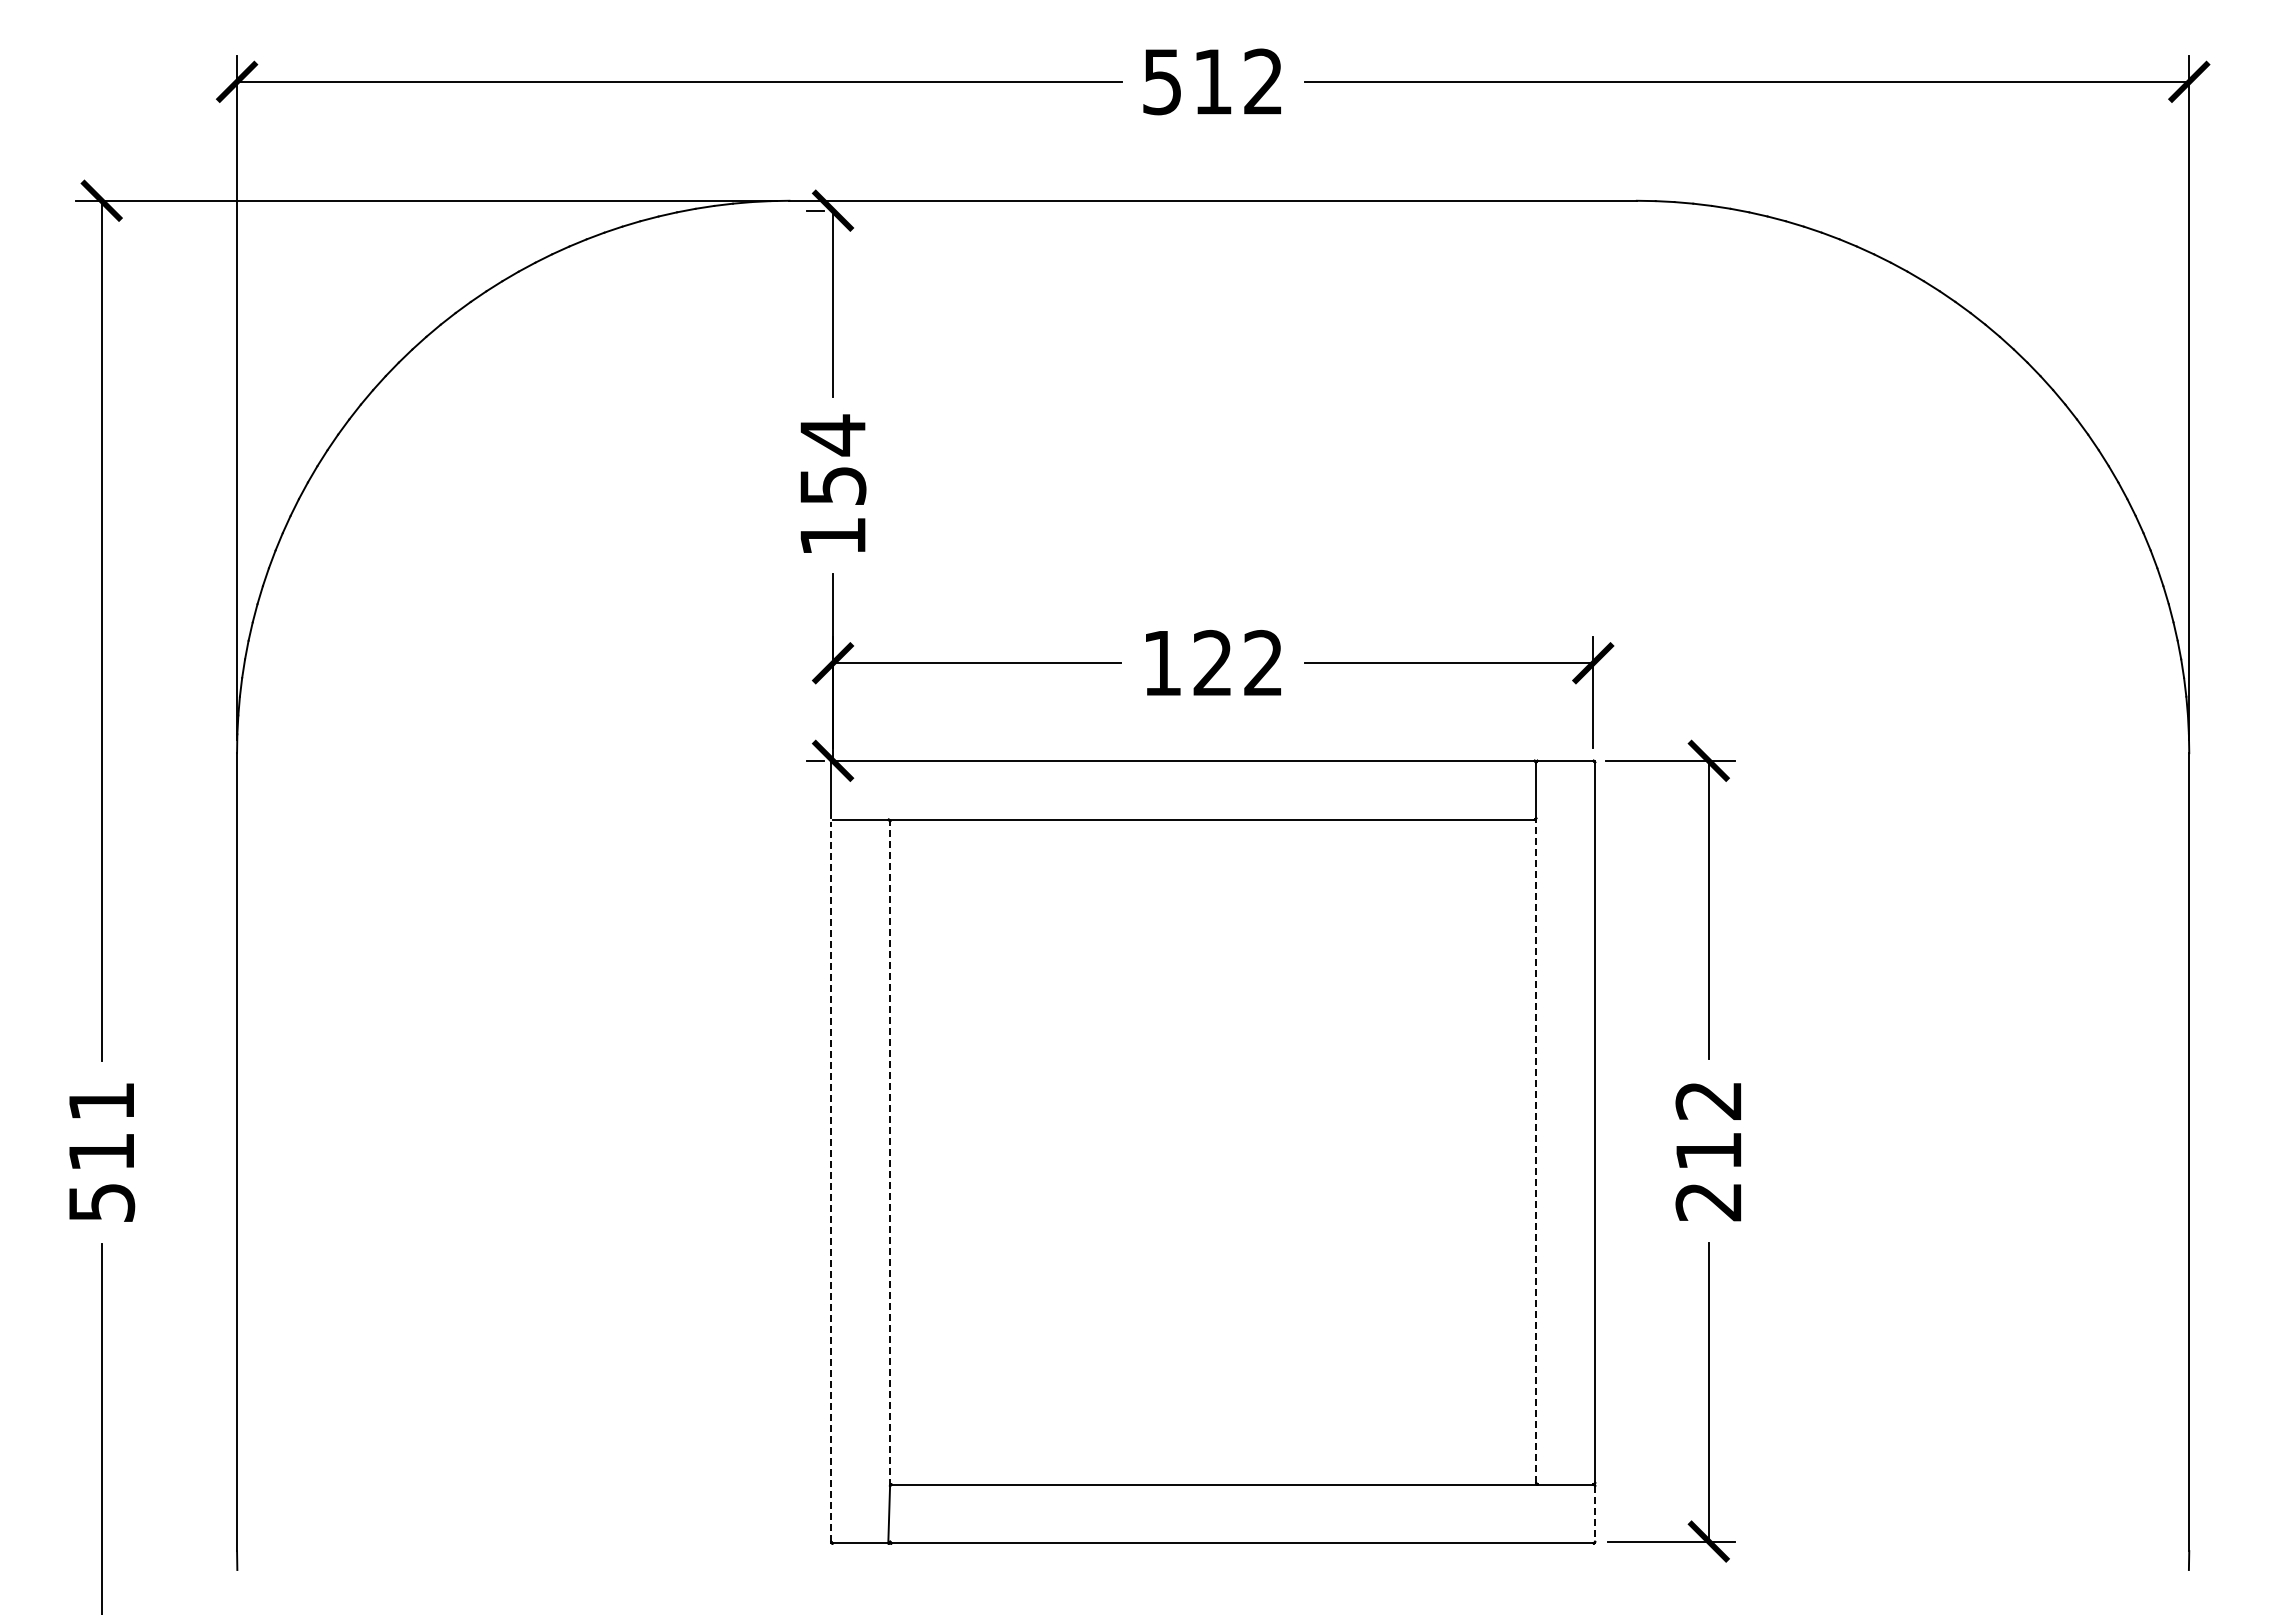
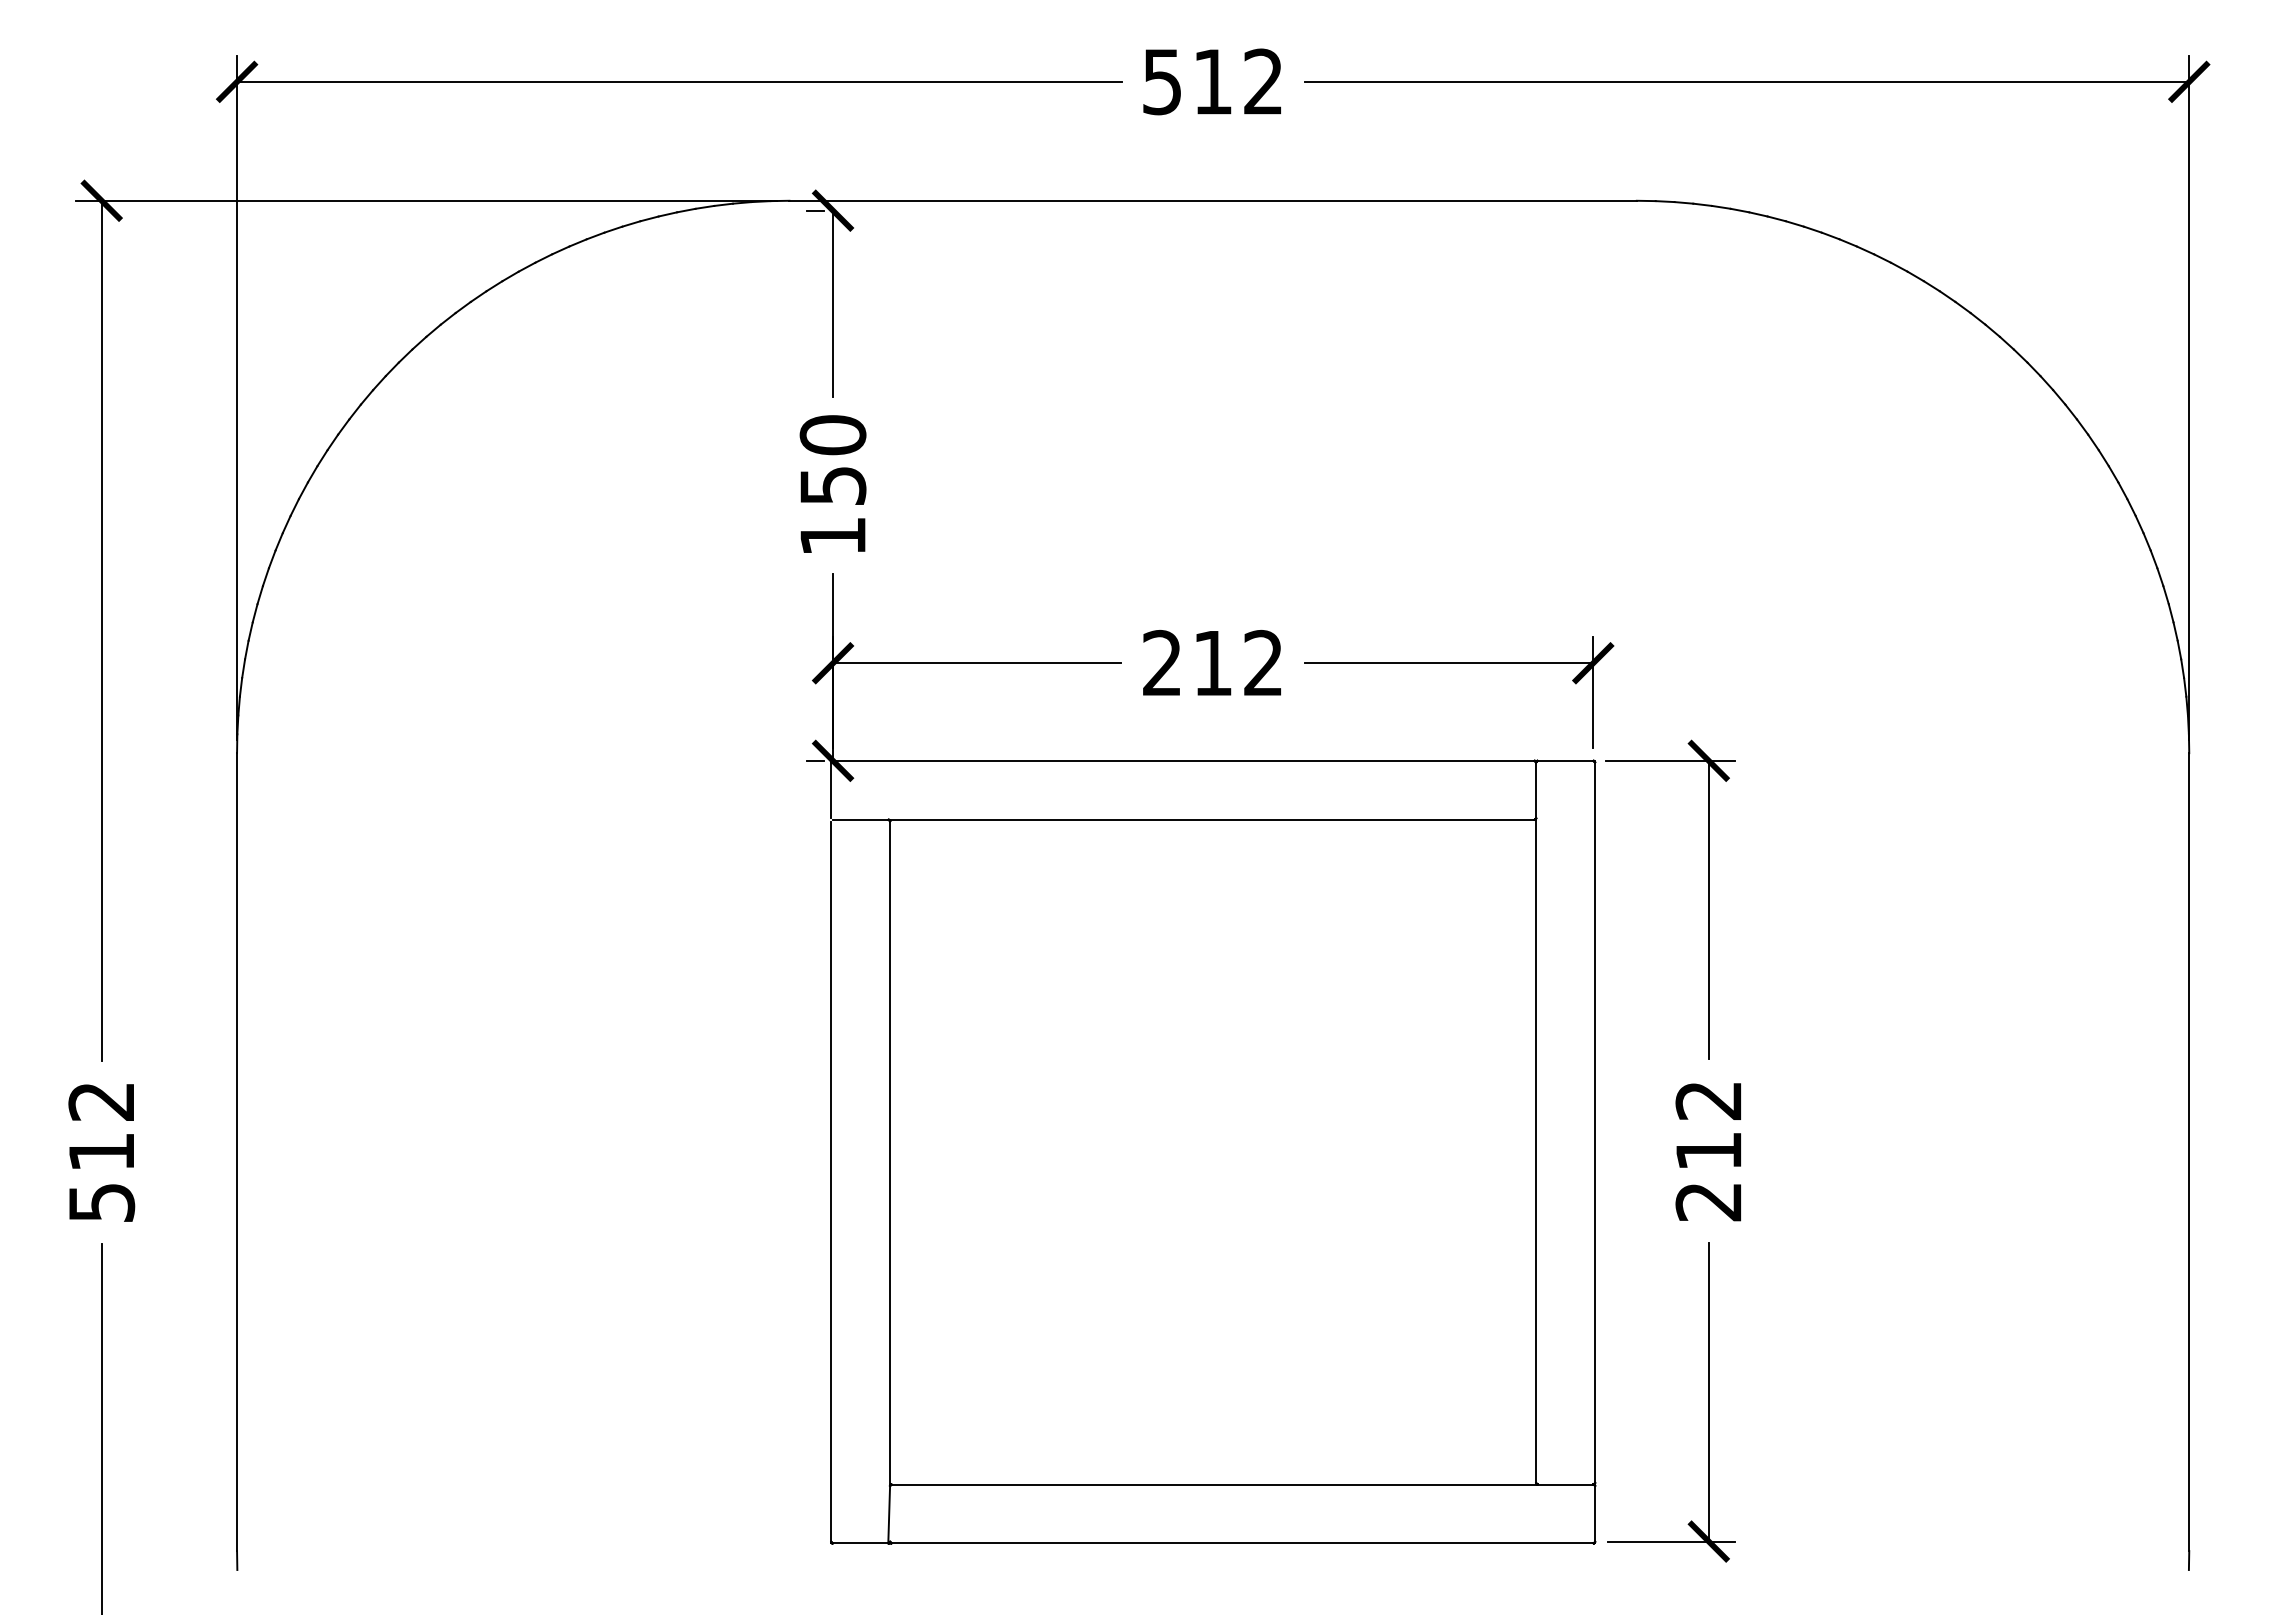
text: 154 -> 150 (832, 435)
text: 122 -> 212 (1187, 662)
text: 511 -> 512 (100, 1101)
line: dashed -> solid (1536, 1149)
line: dashed -> solid (890, 1153)
line: dashed -> solid (831, 1181)
line: dashed -> solid (1595, 1513)
